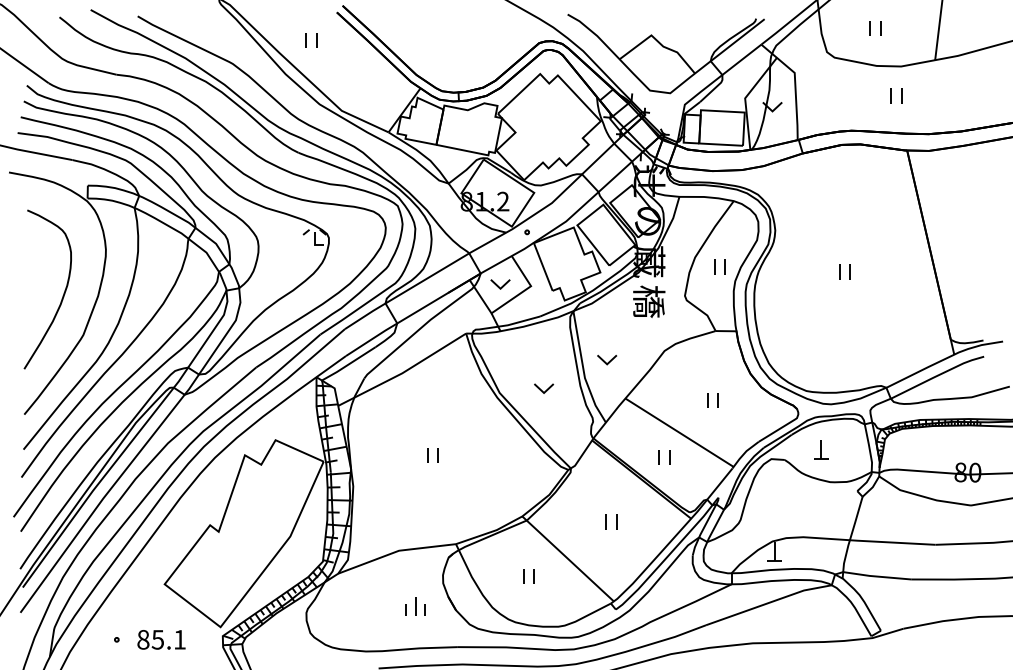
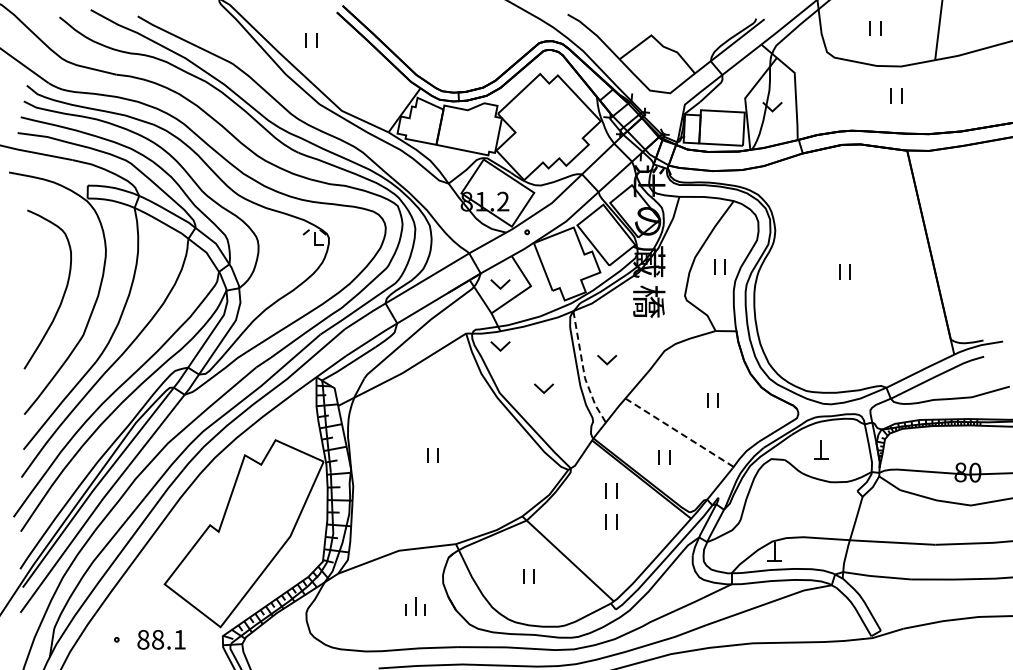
part: none -> present (500, 346)
line: solid -> dashed (583, 370)
line: solid -> dashed (679, 433)
part: none -> present (611, 490)
text: 85.1 -> 88.1 (157, 639)
